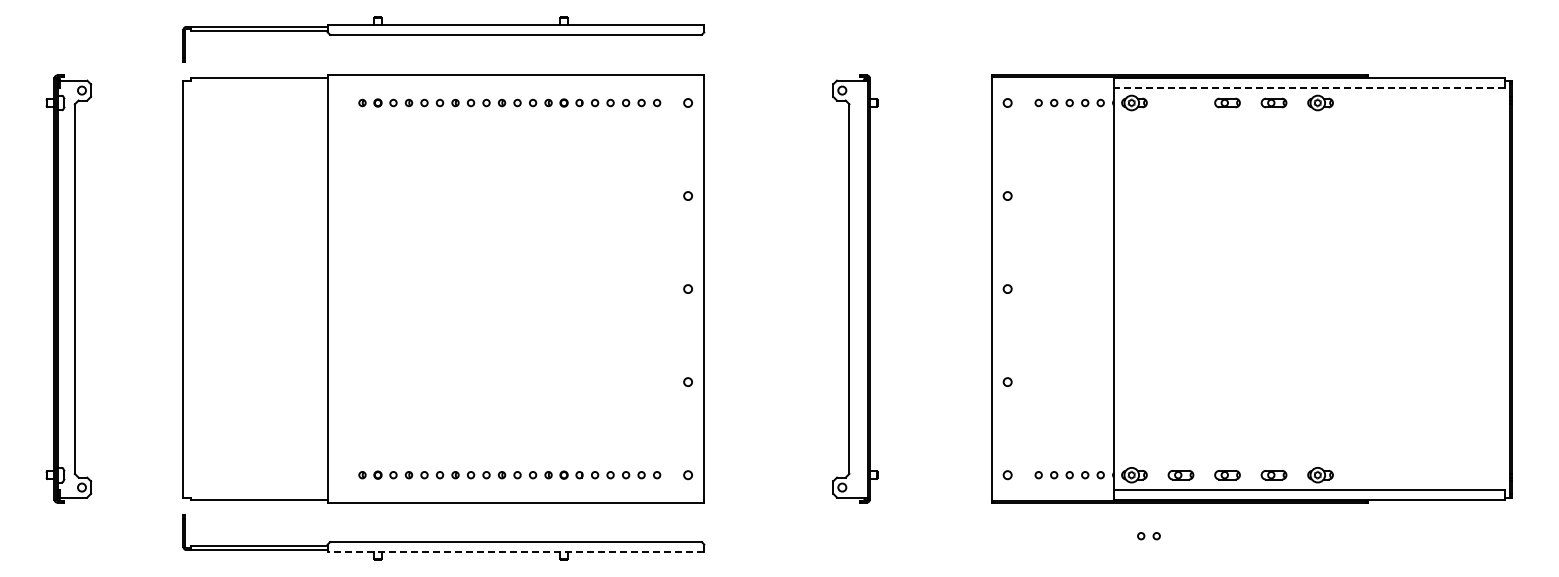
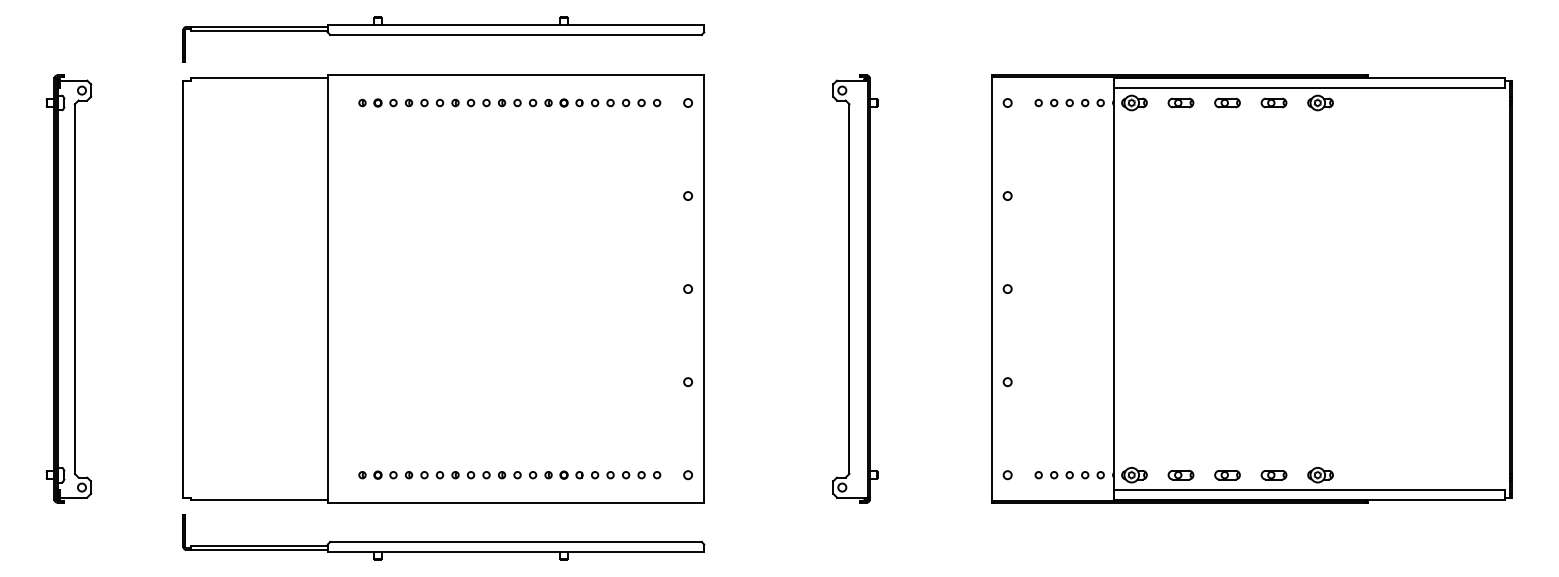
line: dashed -> solid (1308, 88)
part: none -> present (1180, 102)
part: present -> none (1148, 536)
line: dashed -> solid (515, 551)
